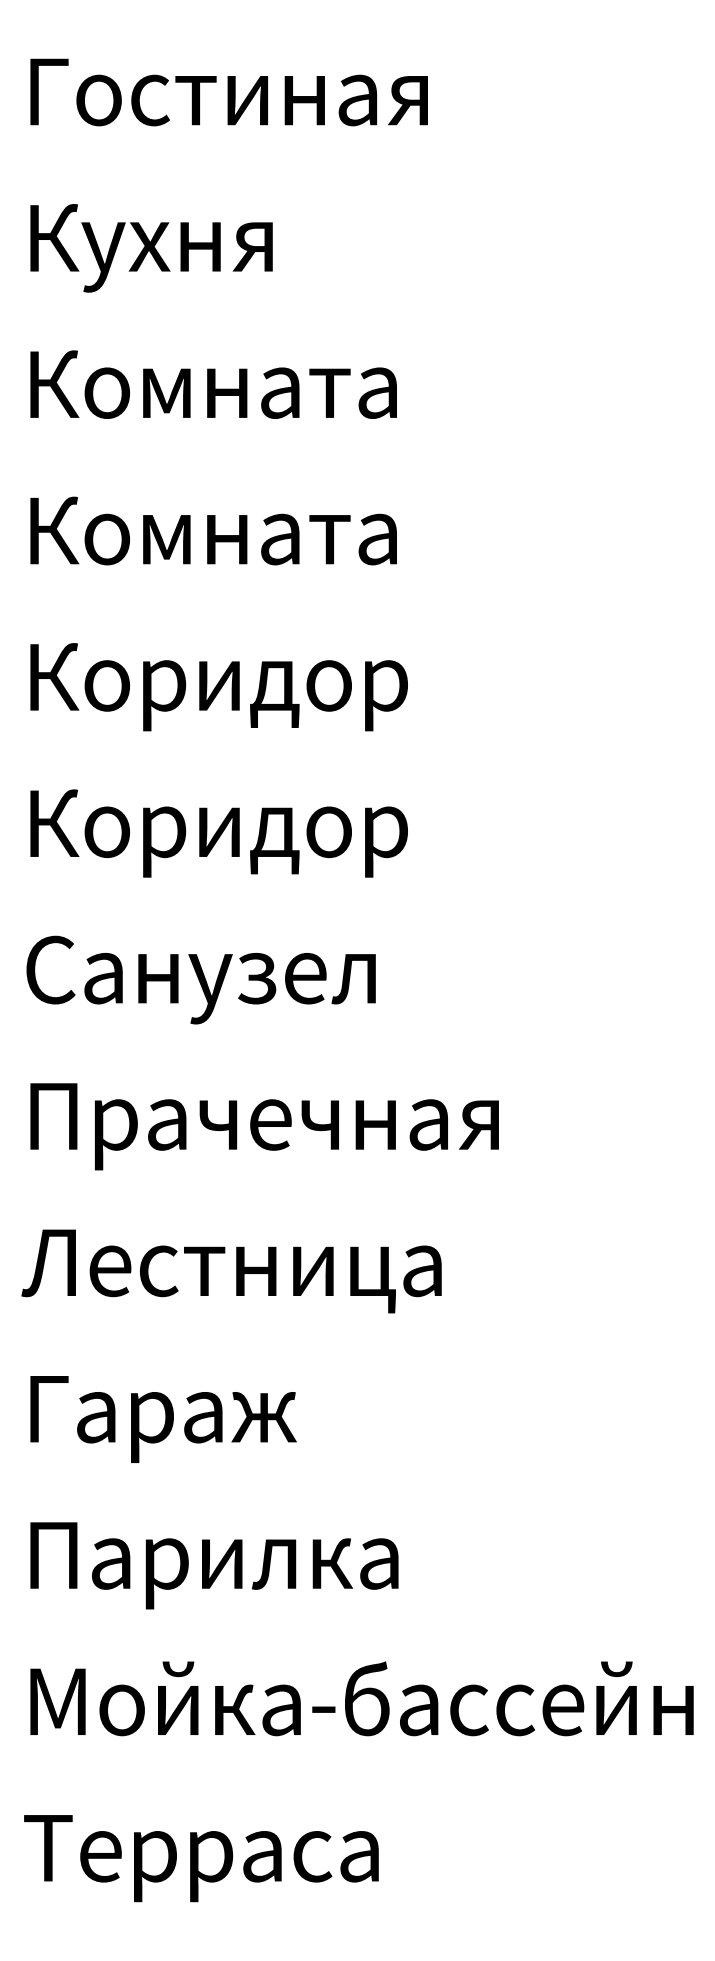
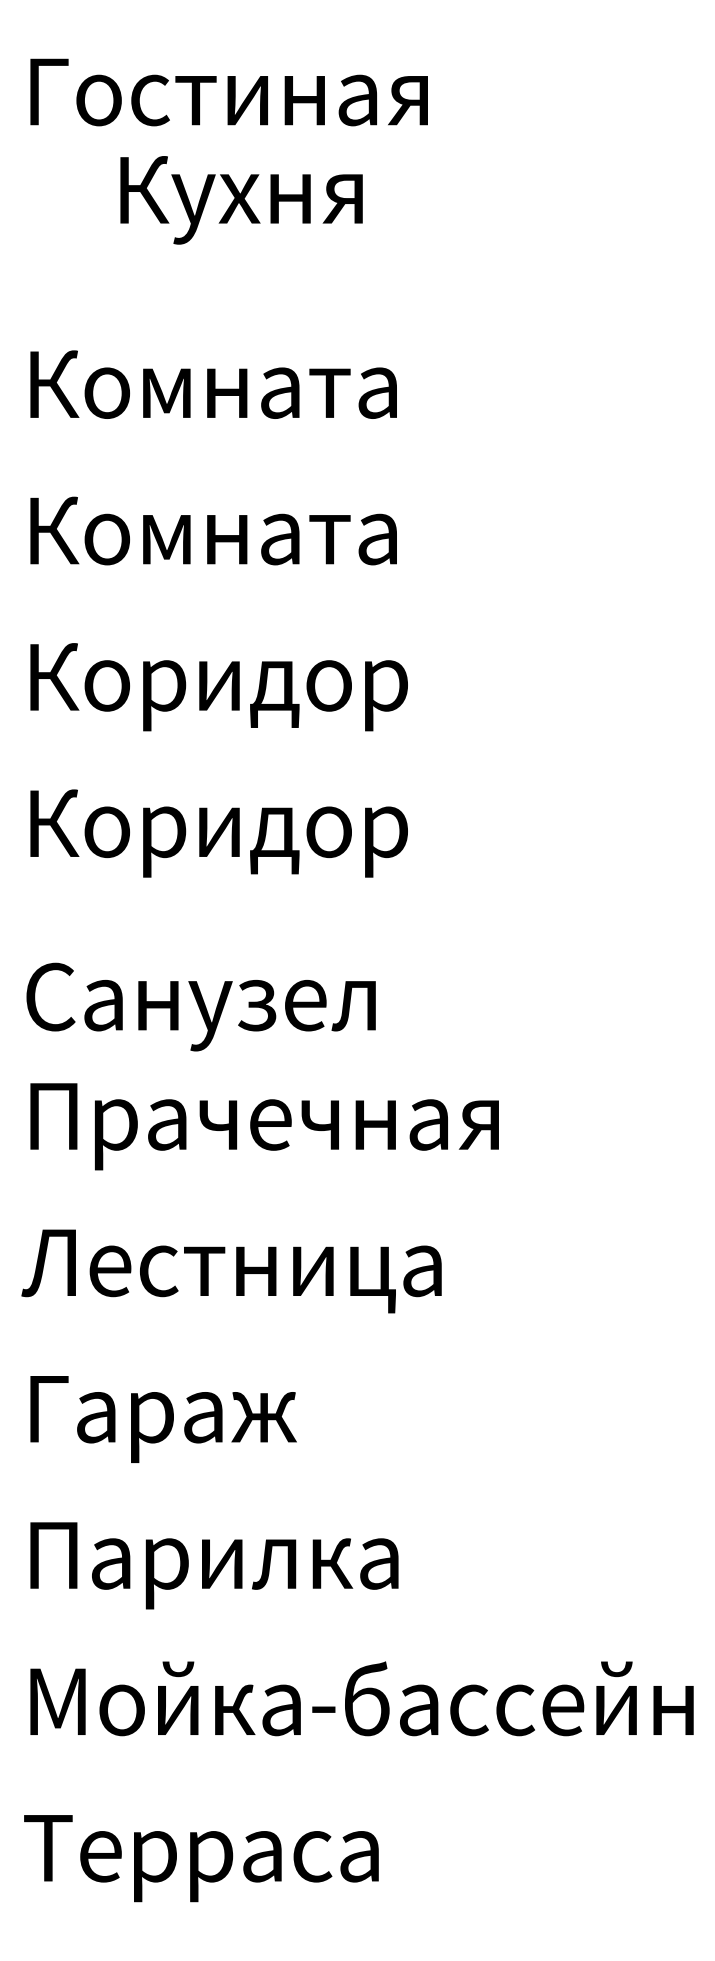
text position: (151, 248) -> (241, 200) (241, 200)
text position: (200, 979) -> (200, 1006) (200, 1006)
